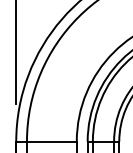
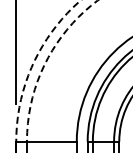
arc: solid -> dashed (46, 61)
arc: solid -> dashed (33, 62)
